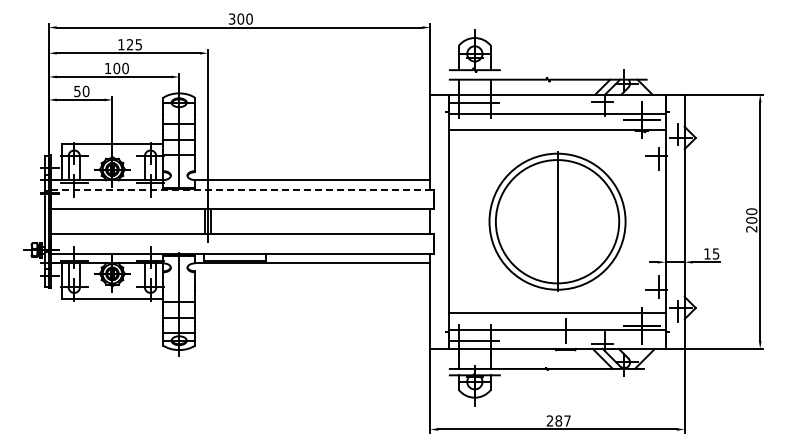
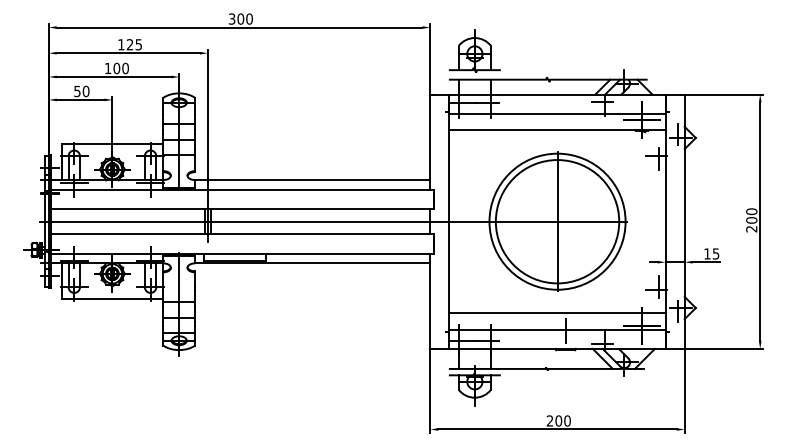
line: dashed -> solid (241, 189)
line: none -> present (333, 221)
text: 287 -> 200 (562, 420)
